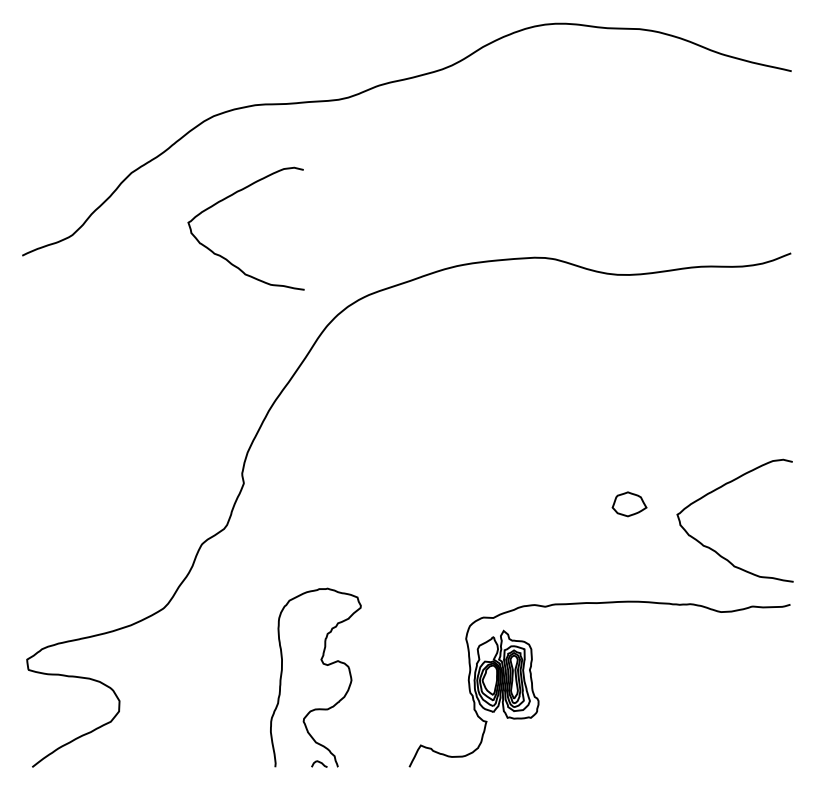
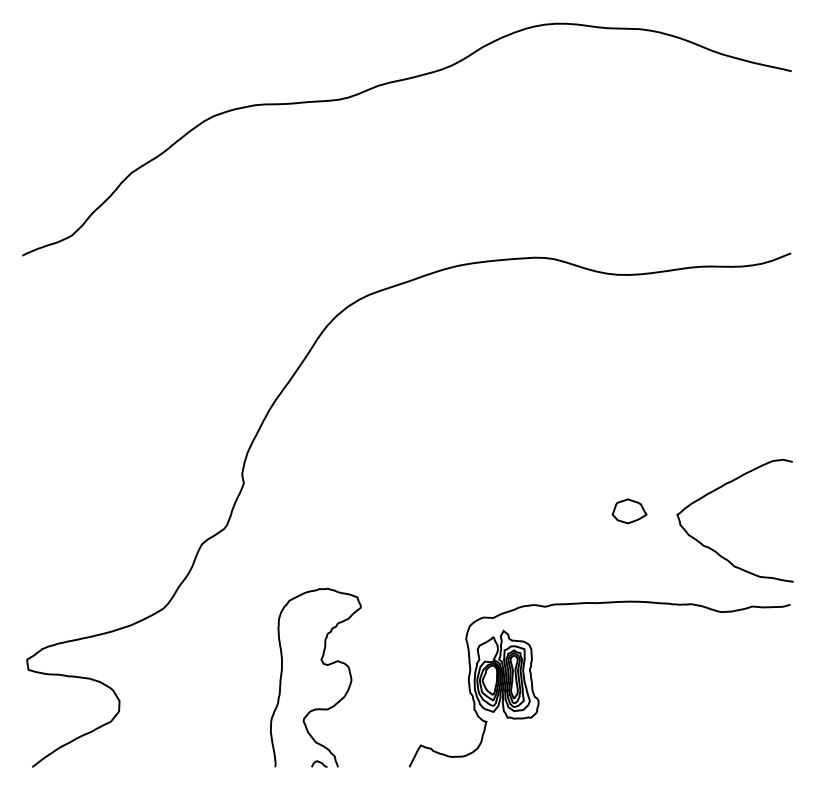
curve: present -> none (229, 197)
part position: (629, 504) -> (629, 511) (629, 511)
